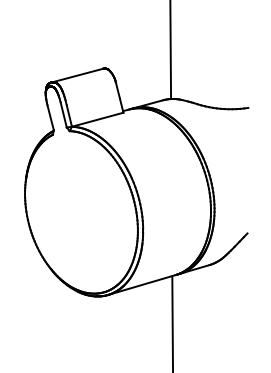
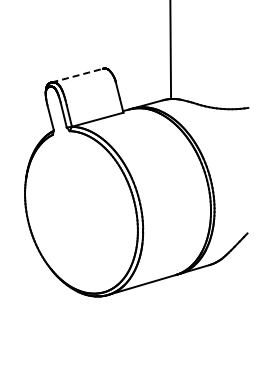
line: solid -> dashed (77, 75)
line: present -> none (172, 322)
